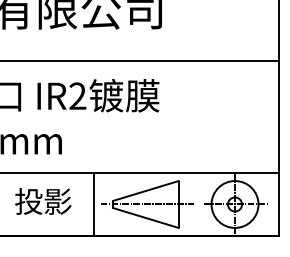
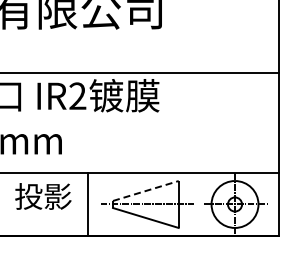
line position: (140, 60) -> (140, 72) (140, 72)
line: solid -> dashed (146, 190)
text position: (43, 201) -> (43, 196) (43, 196)
line position: (94, 204) -> (88, 204) (88, 204)
